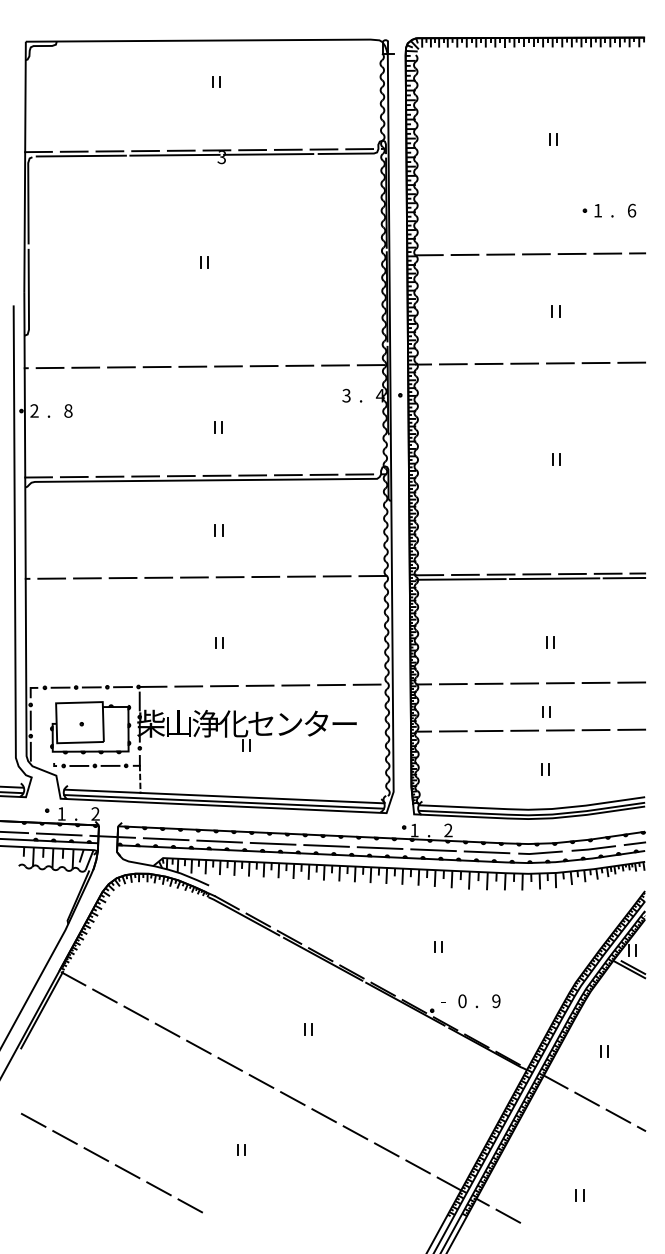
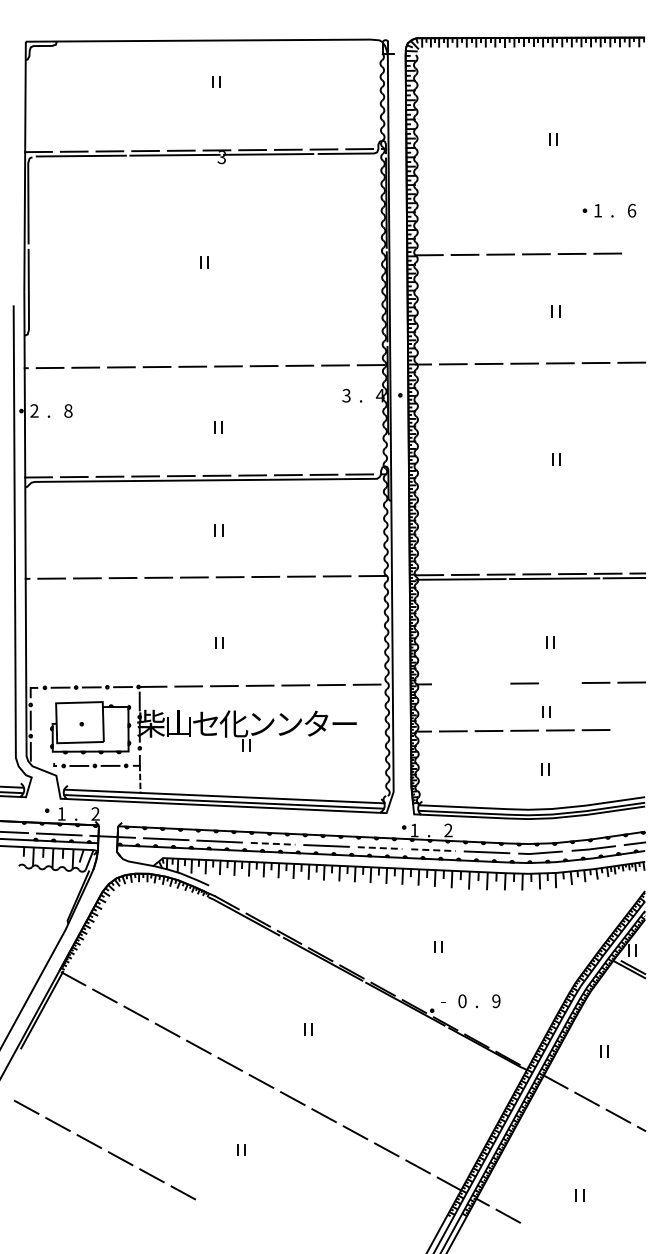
line: present -> none (637, 253)
line: present -> none (488, 683)
line: present -> none (560, 683)
line: present -> none (452, 684)
text: 浄 -> セ (206, 723)
text: セ -> ン (261, 723)
line: present -> none (631, 729)
line: solid -> dashed (273, 843)
line: solid -> dashed (380, 848)
line: solid -> dashed (434, 850)
line position: (109, 1160) -> (102, 1147) (102, 1147)
